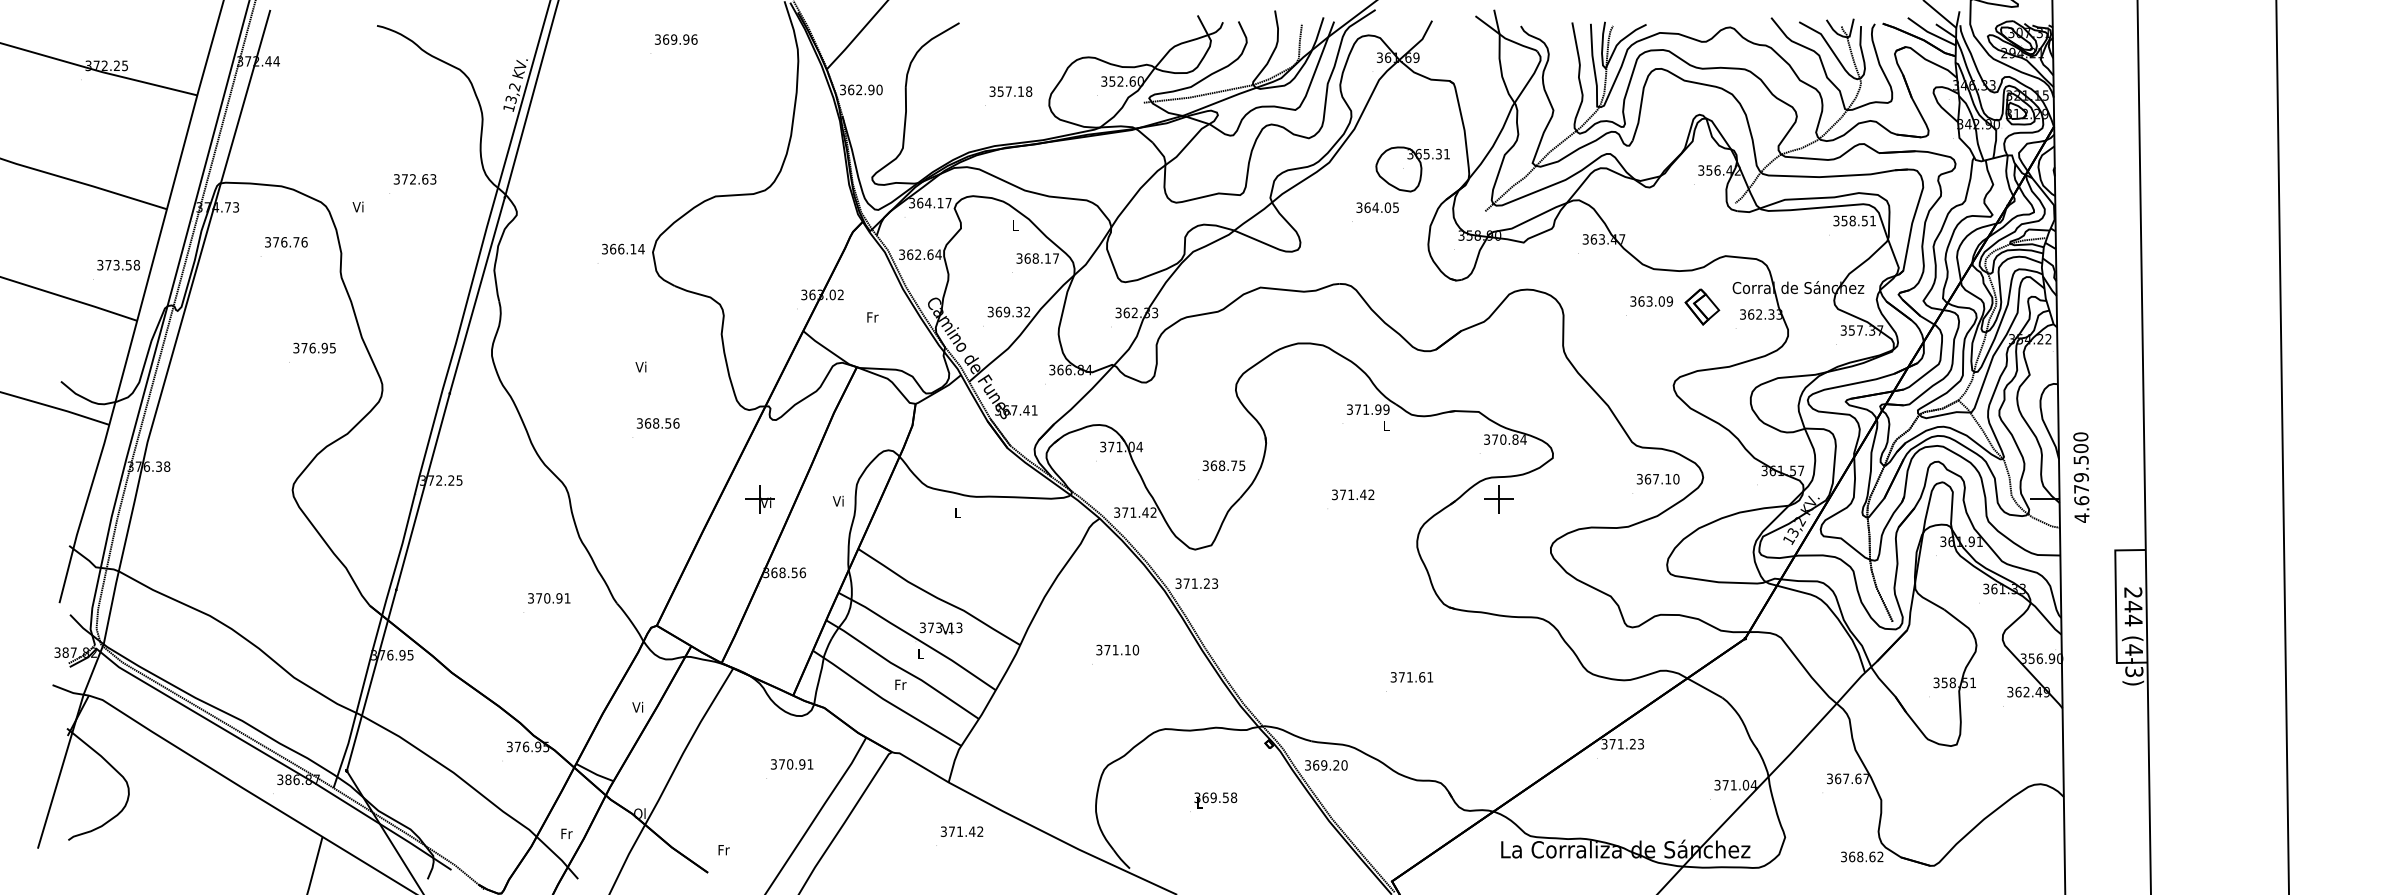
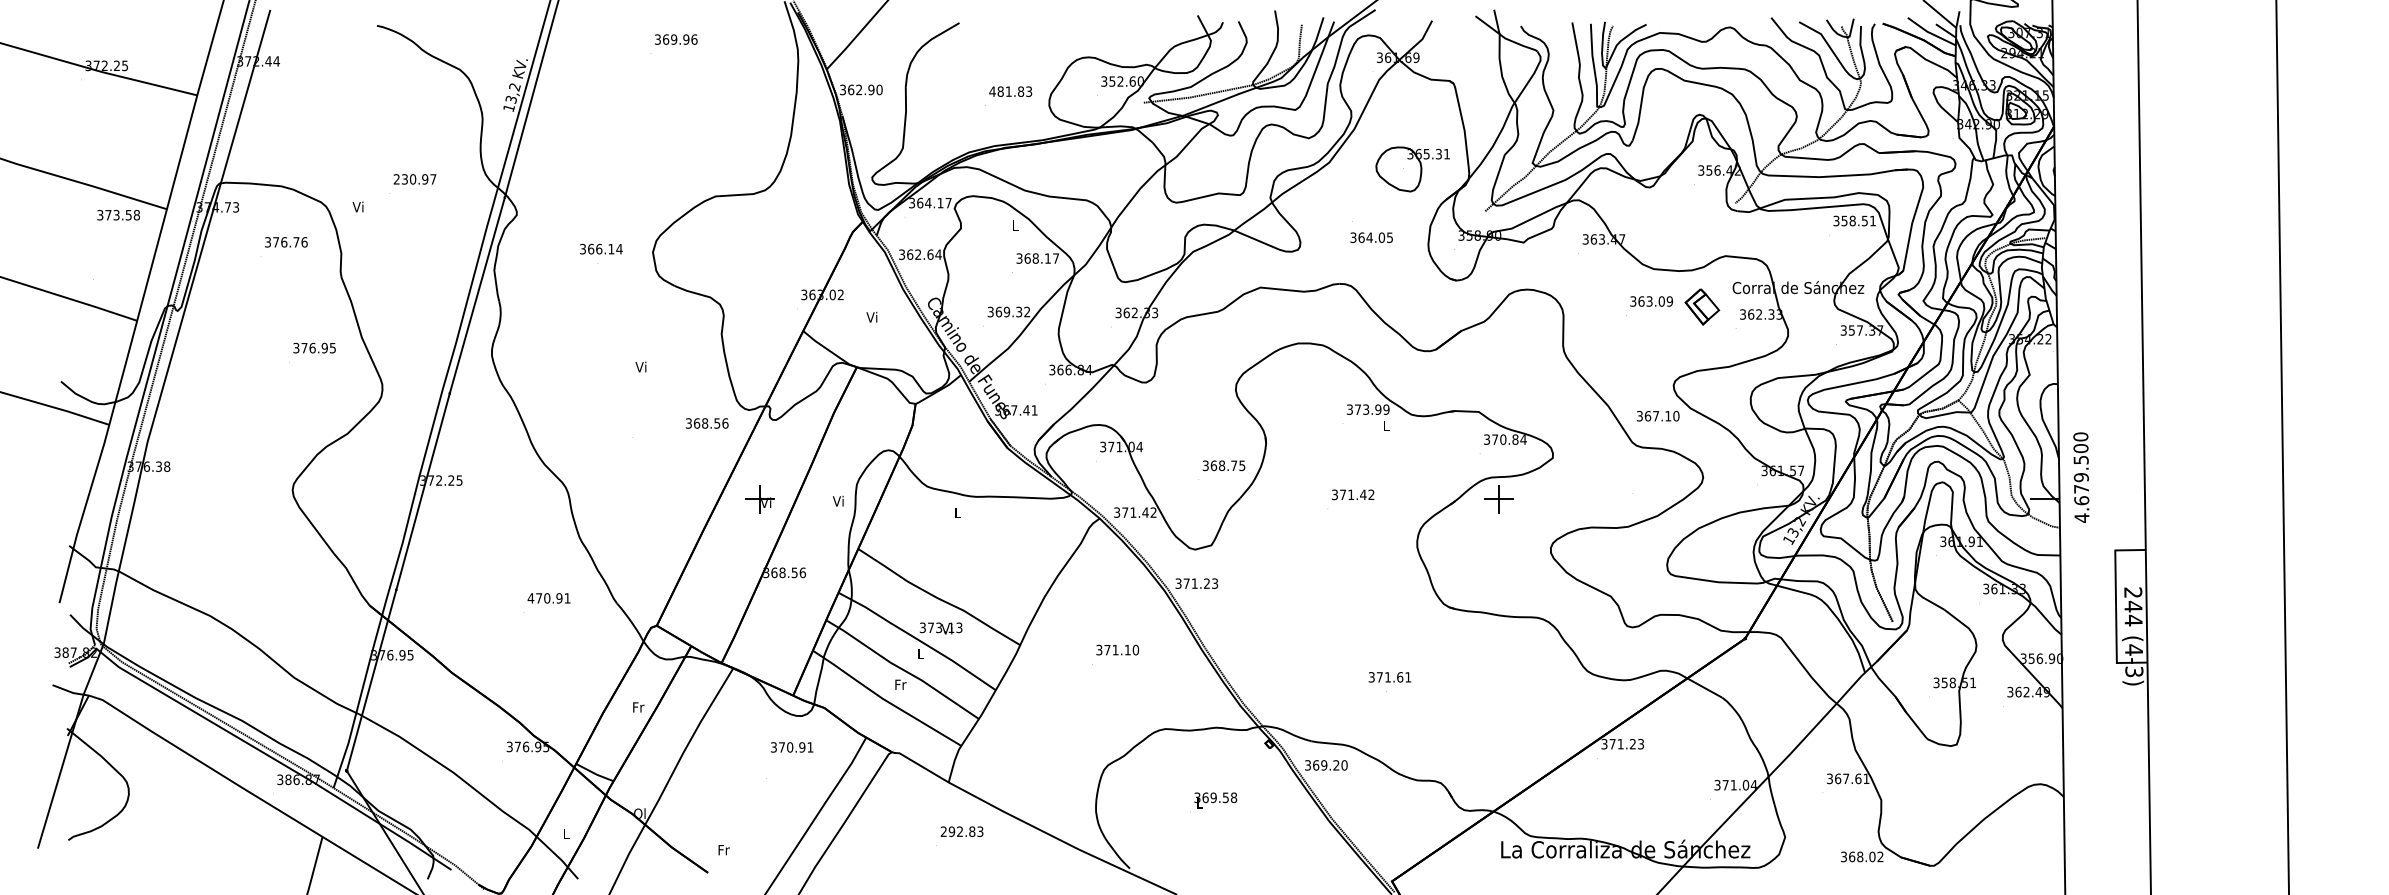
text: 357.18 -> 481.83 (1010, 91)
text: 372.63 -> 230.97 (414, 179)
text position: (1377, 207) -> (1371, 237) (1371, 237)
text position: (623, 248) -> (601, 248) (601, 248)
text position: (118, 265) -> (118, 215) (118, 215)
text: Fr -> Vi (872, 316)
text: 371.99 -> 373.99 (1366, 409)
text position: (657, 423) -> (706, 423) (706, 423)
text position: (1657, 479) -> (1657, 416) (1657, 416)
text: 370.91 -> 470.91 (530, 598)
text position: (1411, 677) -> (1389, 677) (1389, 677)
text: Vi -> Fr (638, 706)
text position: (791, 764) -> (791, 747) (791, 747)
text: 367.67 -> 367.61 (1866, 778)
text: 371.42 -> 292.83 (961, 831)
text: Fr -> L (566, 833)
text: 368.62 -> 368.02 (1872, 856)
